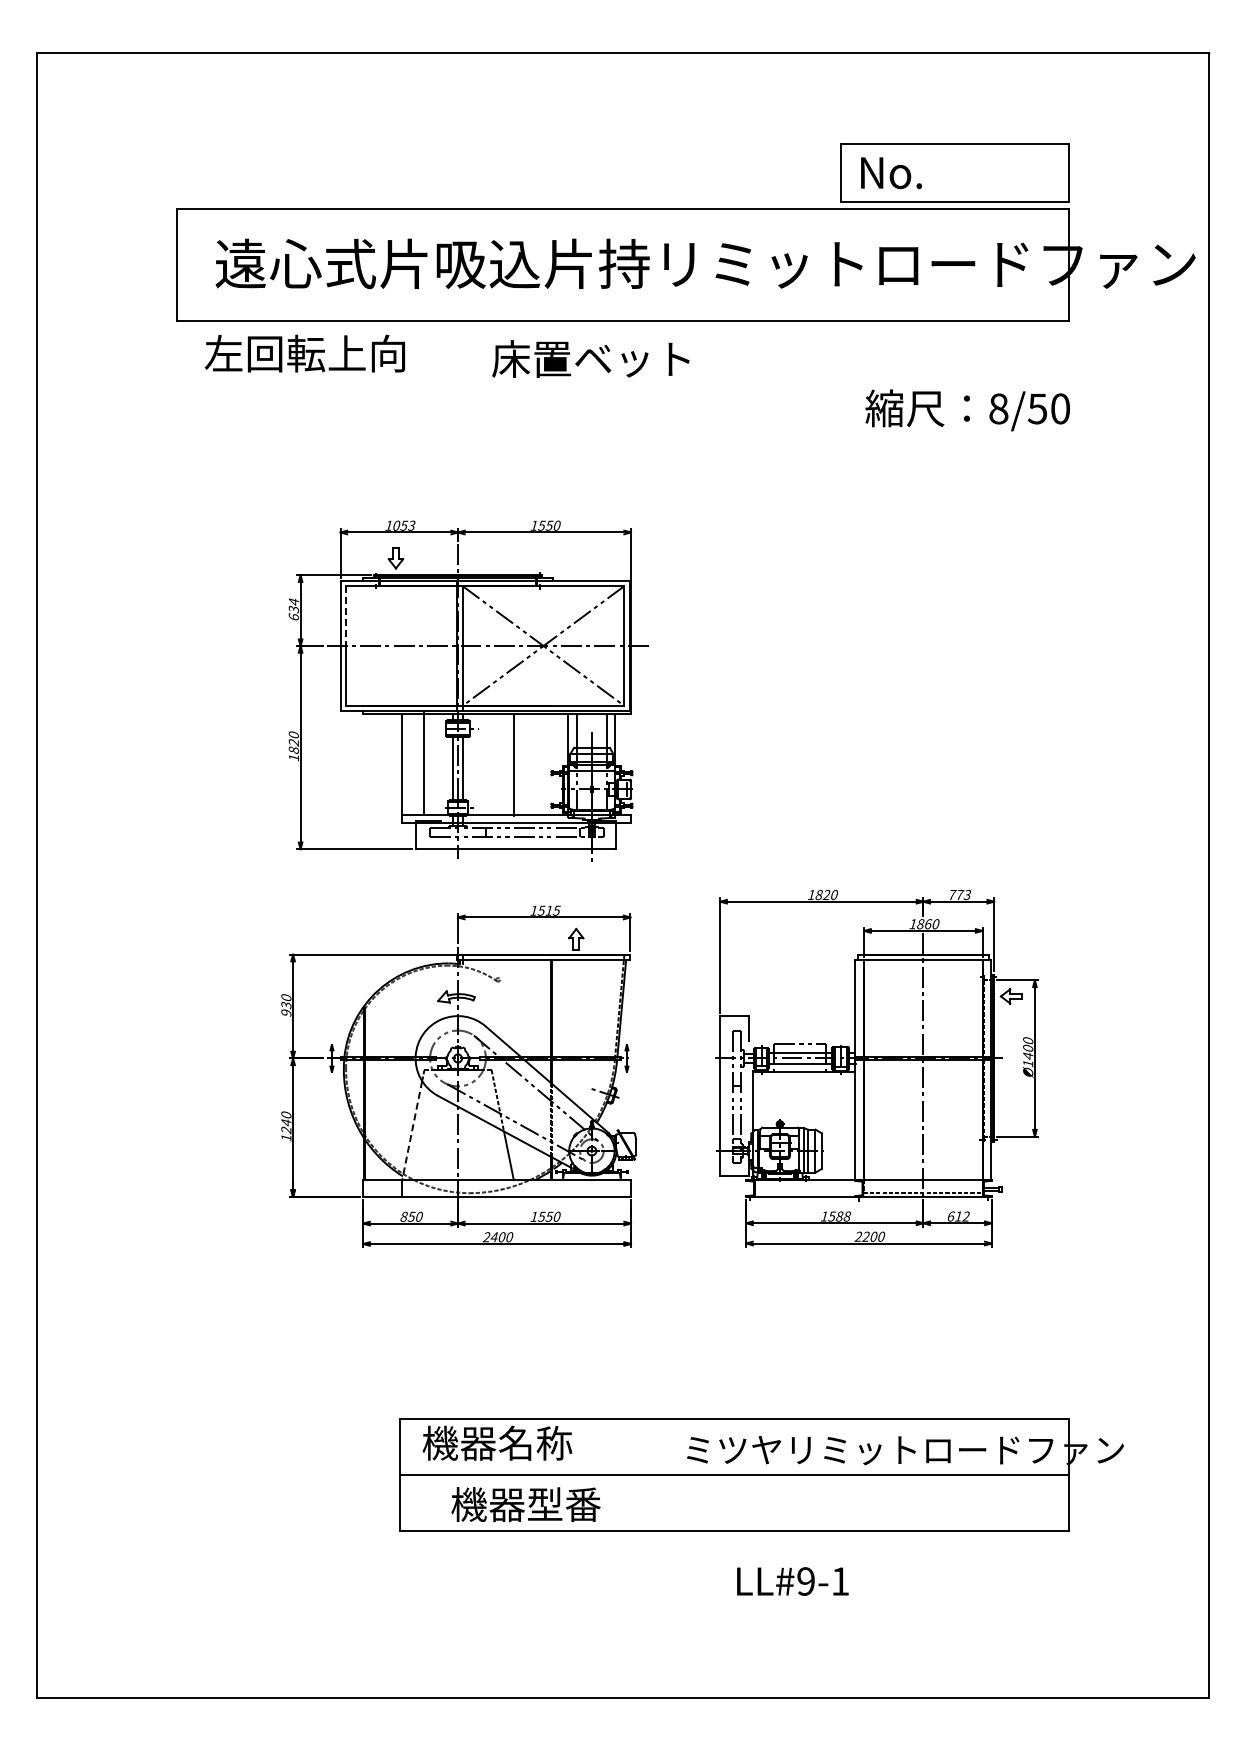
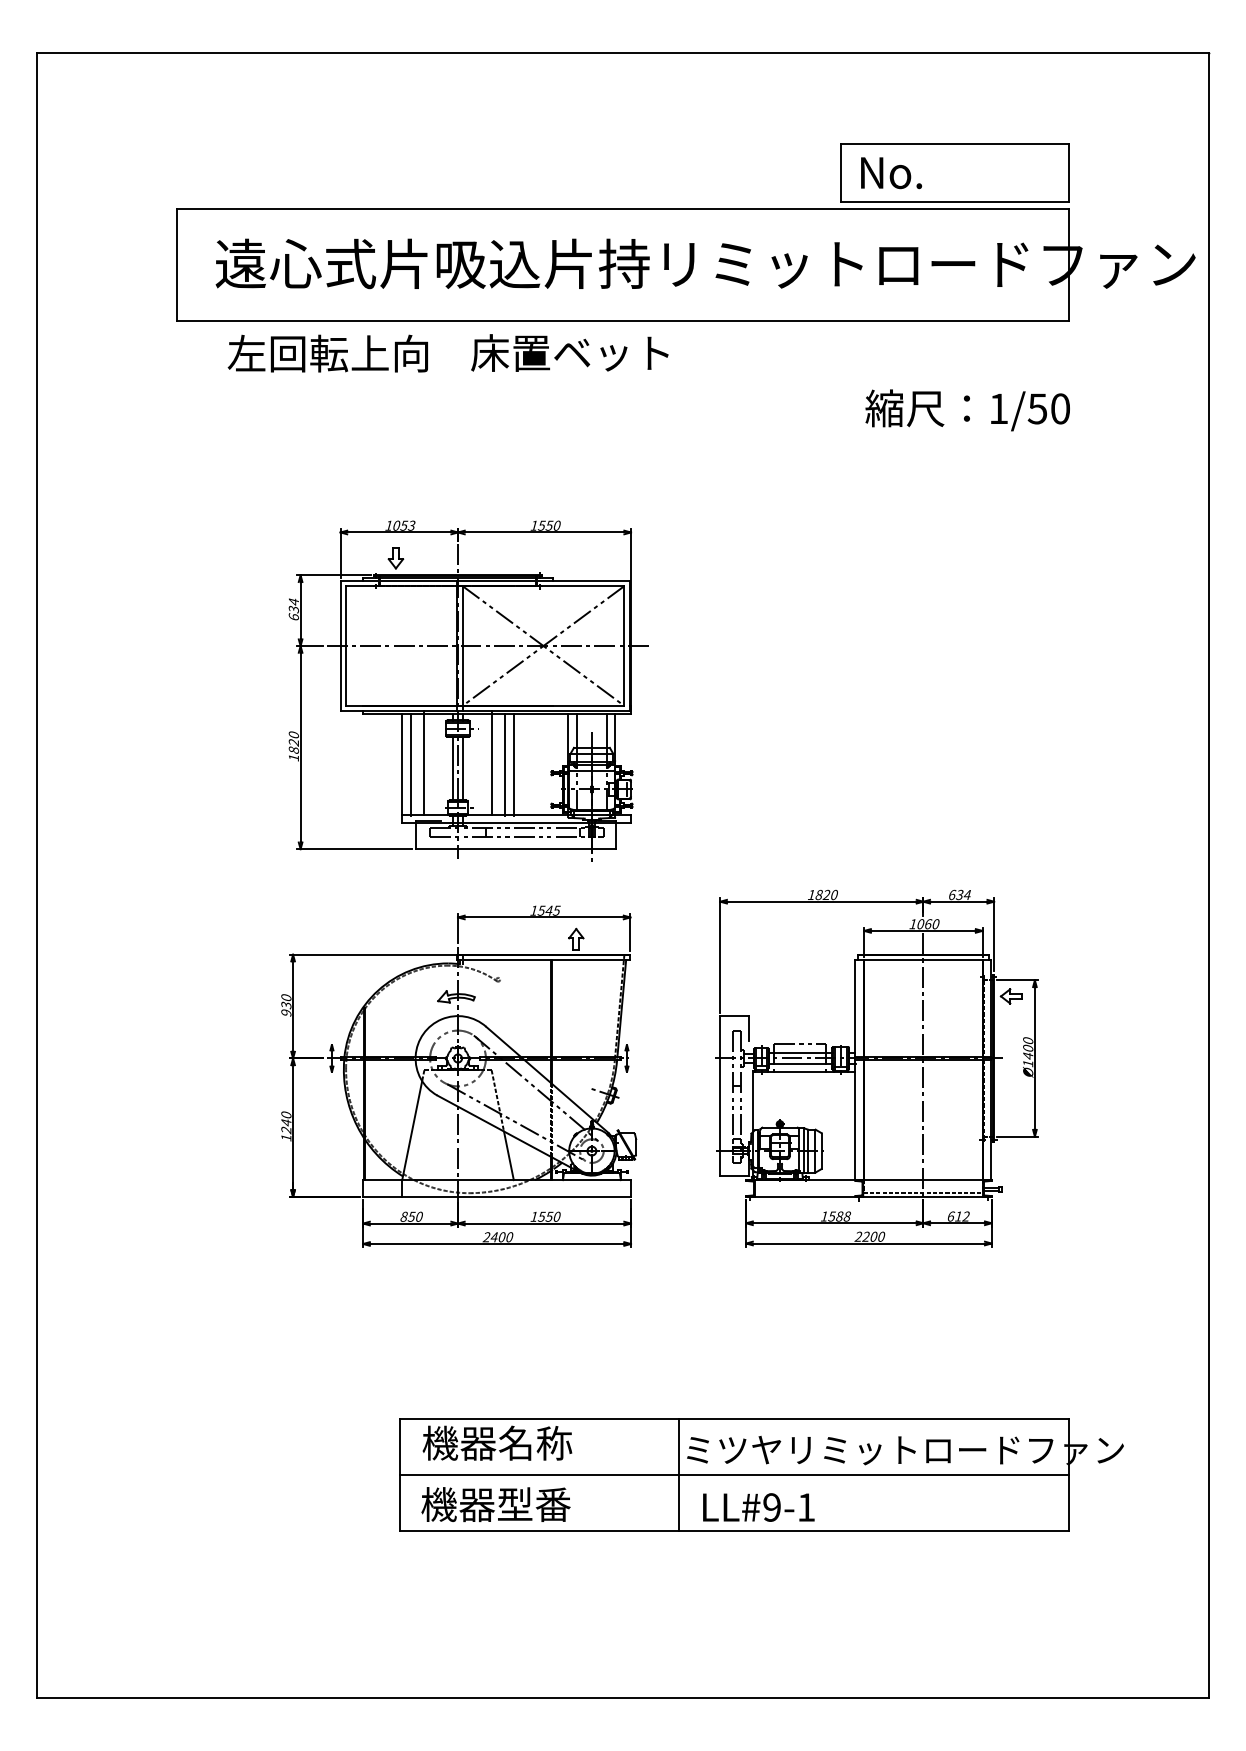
text position: (304, 353) -> (327, 353) (327, 353)
text position: (590, 358) -> (569, 352) (569, 352)
text: 8/50 -> 1/50 (998, 408)
line: dashed -> solid (346, 616)
line: none -> present (491, 763)
line: none -> present (410, 764)
line: none -> present (505, 764)
text: 773 -> 634 (960, 894)
text: 1515 -> 1545 (548, 910)
text: 1860 -> 1060 (920, 923)
line: dashed -> solid (412, 1131)
line: none -> present (678, 1475)
text position: (525, 1504) -> (495, 1504) (495, 1504)
text position: (792, 1581) -> (758, 1507) (758, 1507)
